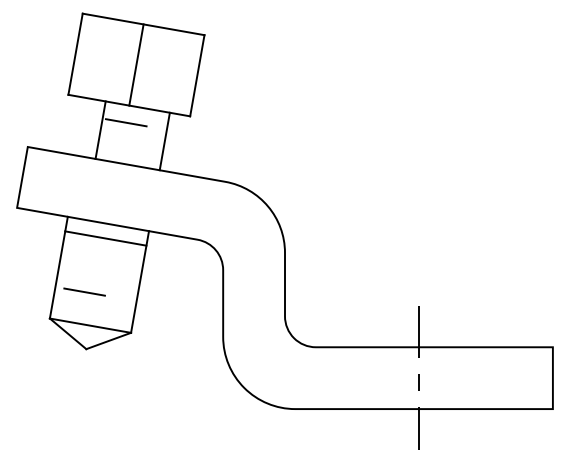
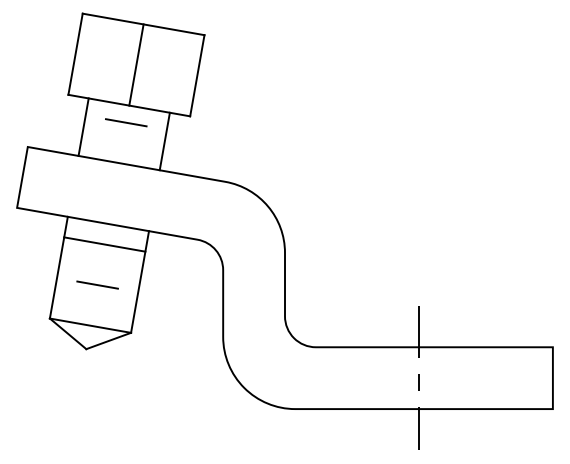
line position: (100, 129) -> (83, 126) (83, 126)
line position: (105, 238) -> (104, 244) (104, 244)
line position: (84, 291) -> (97, 284) (97, 284)
